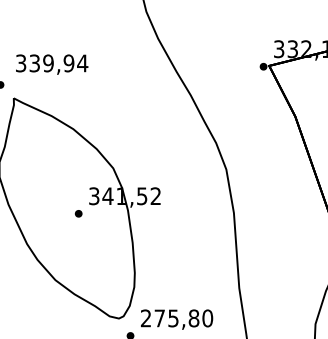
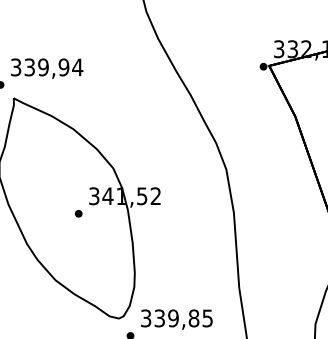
text position: (52, 64) -> (47, 68) (47, 68)
text: 275,80 -> 339,85 (177, 318)
